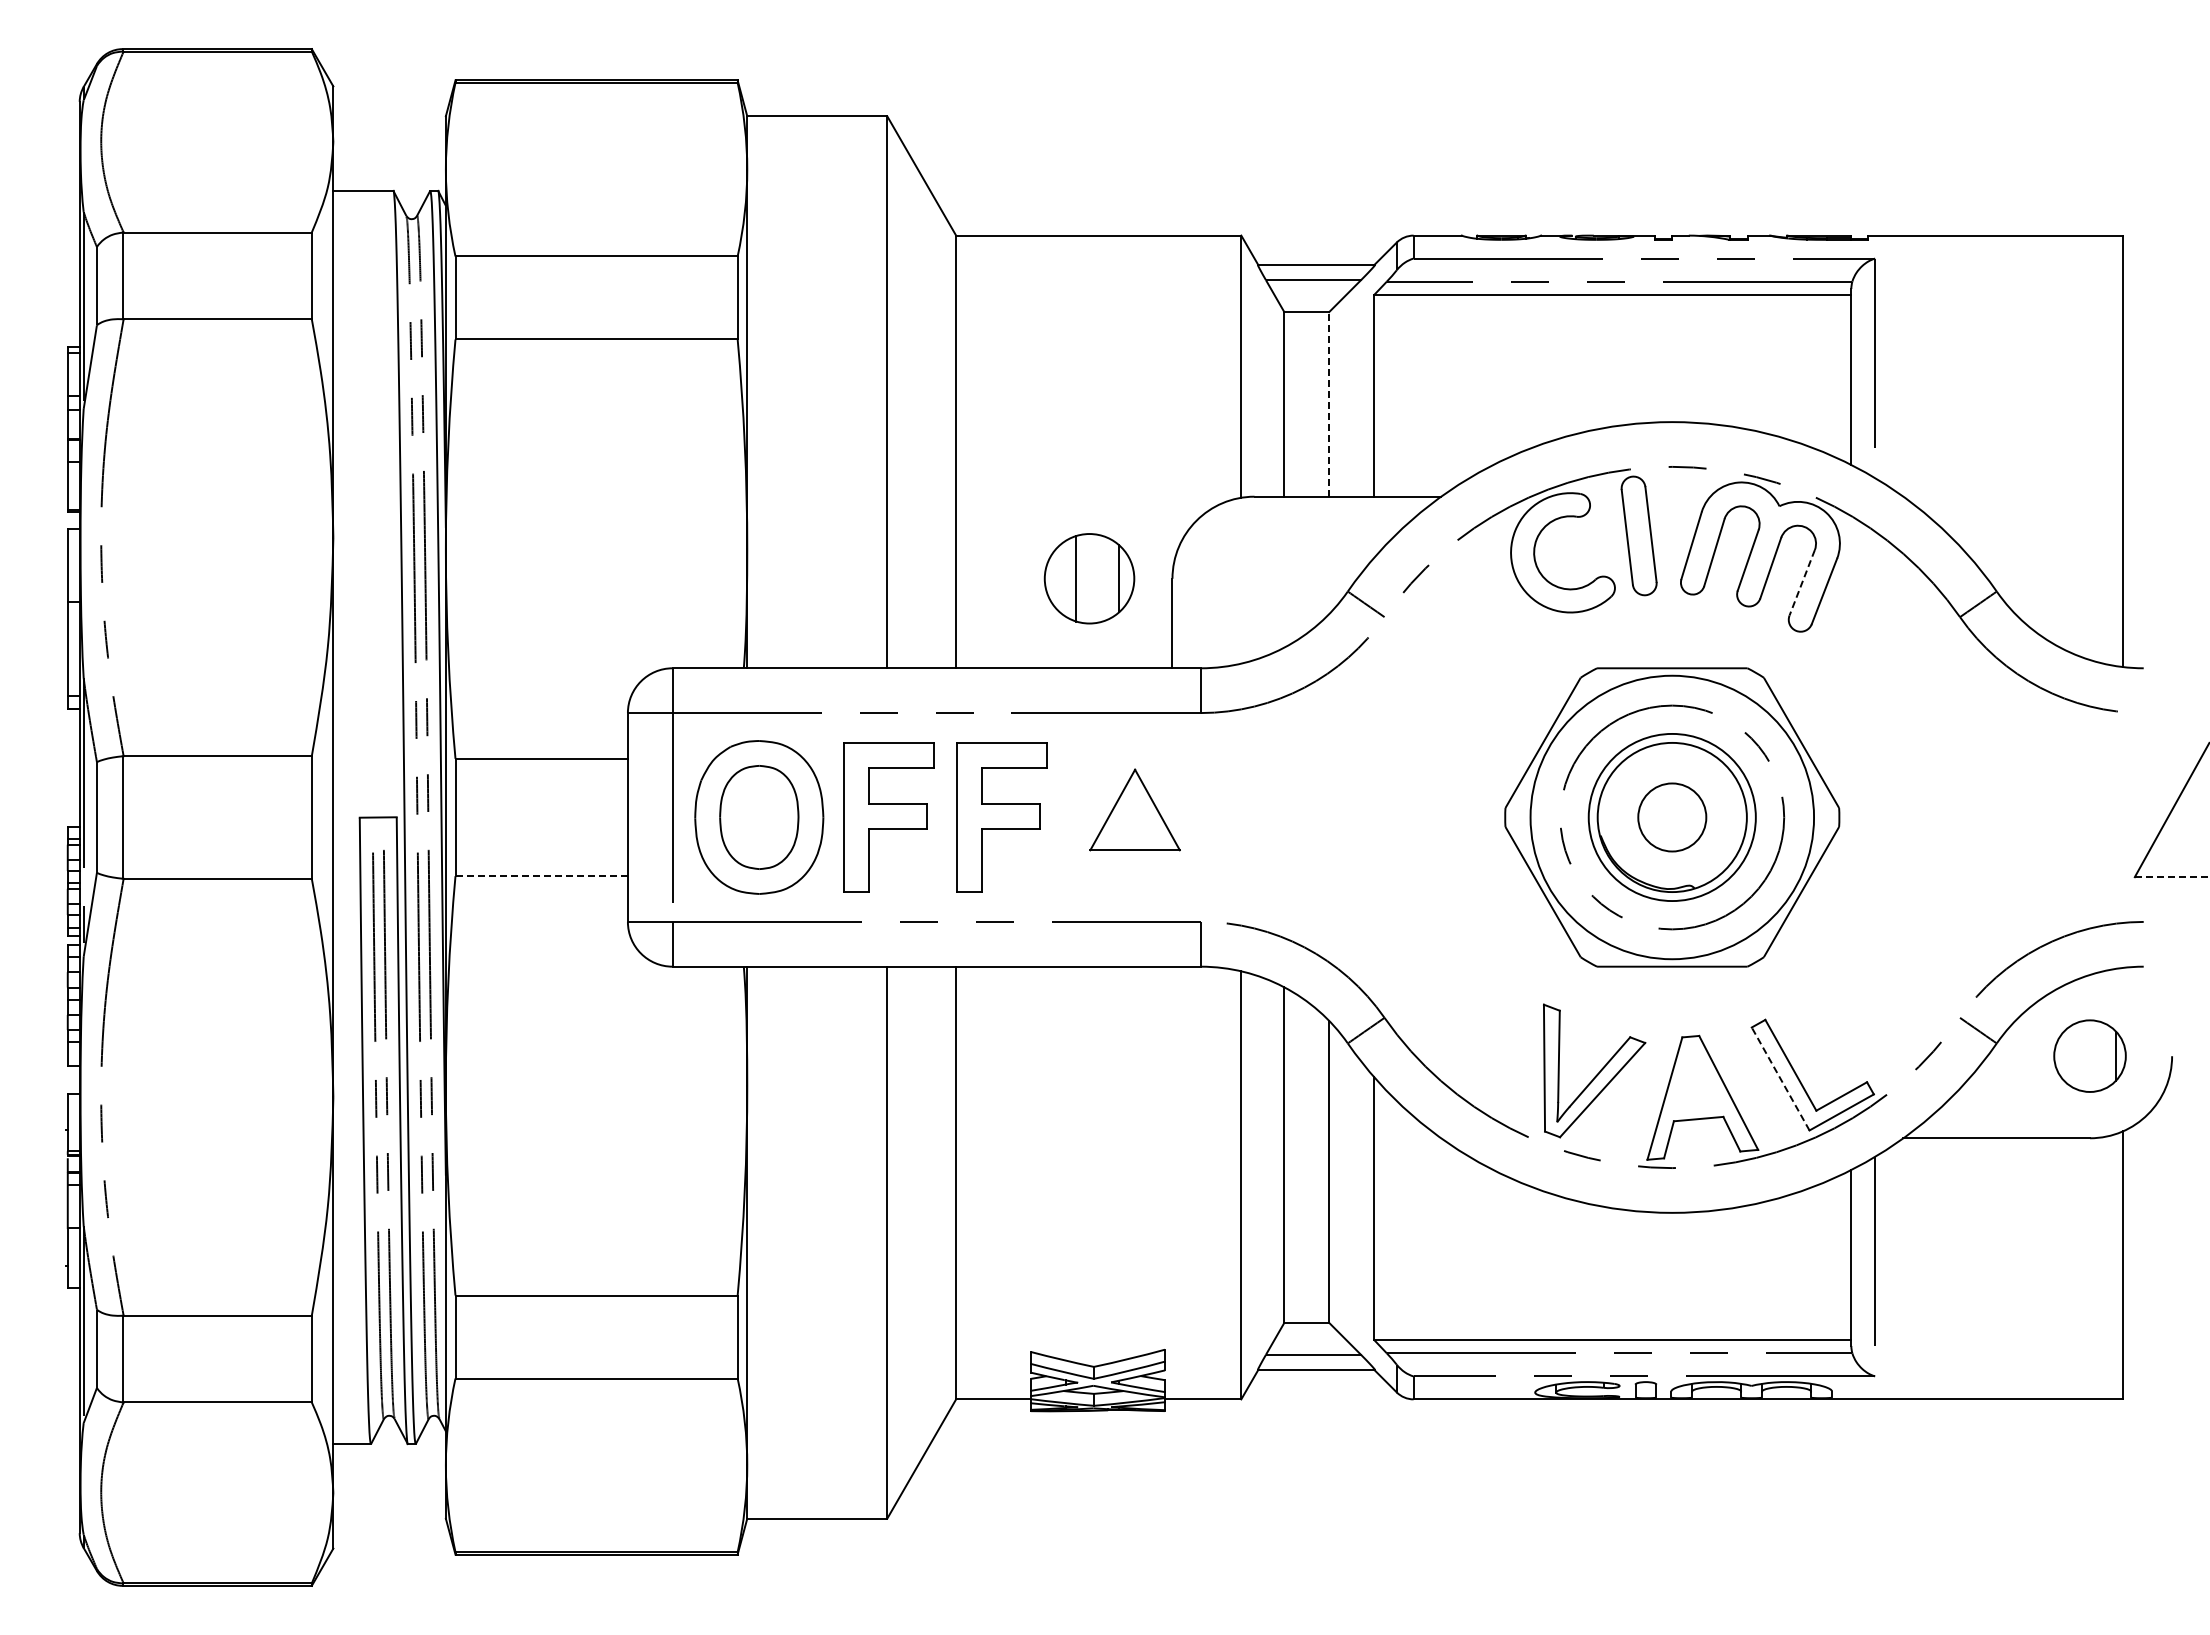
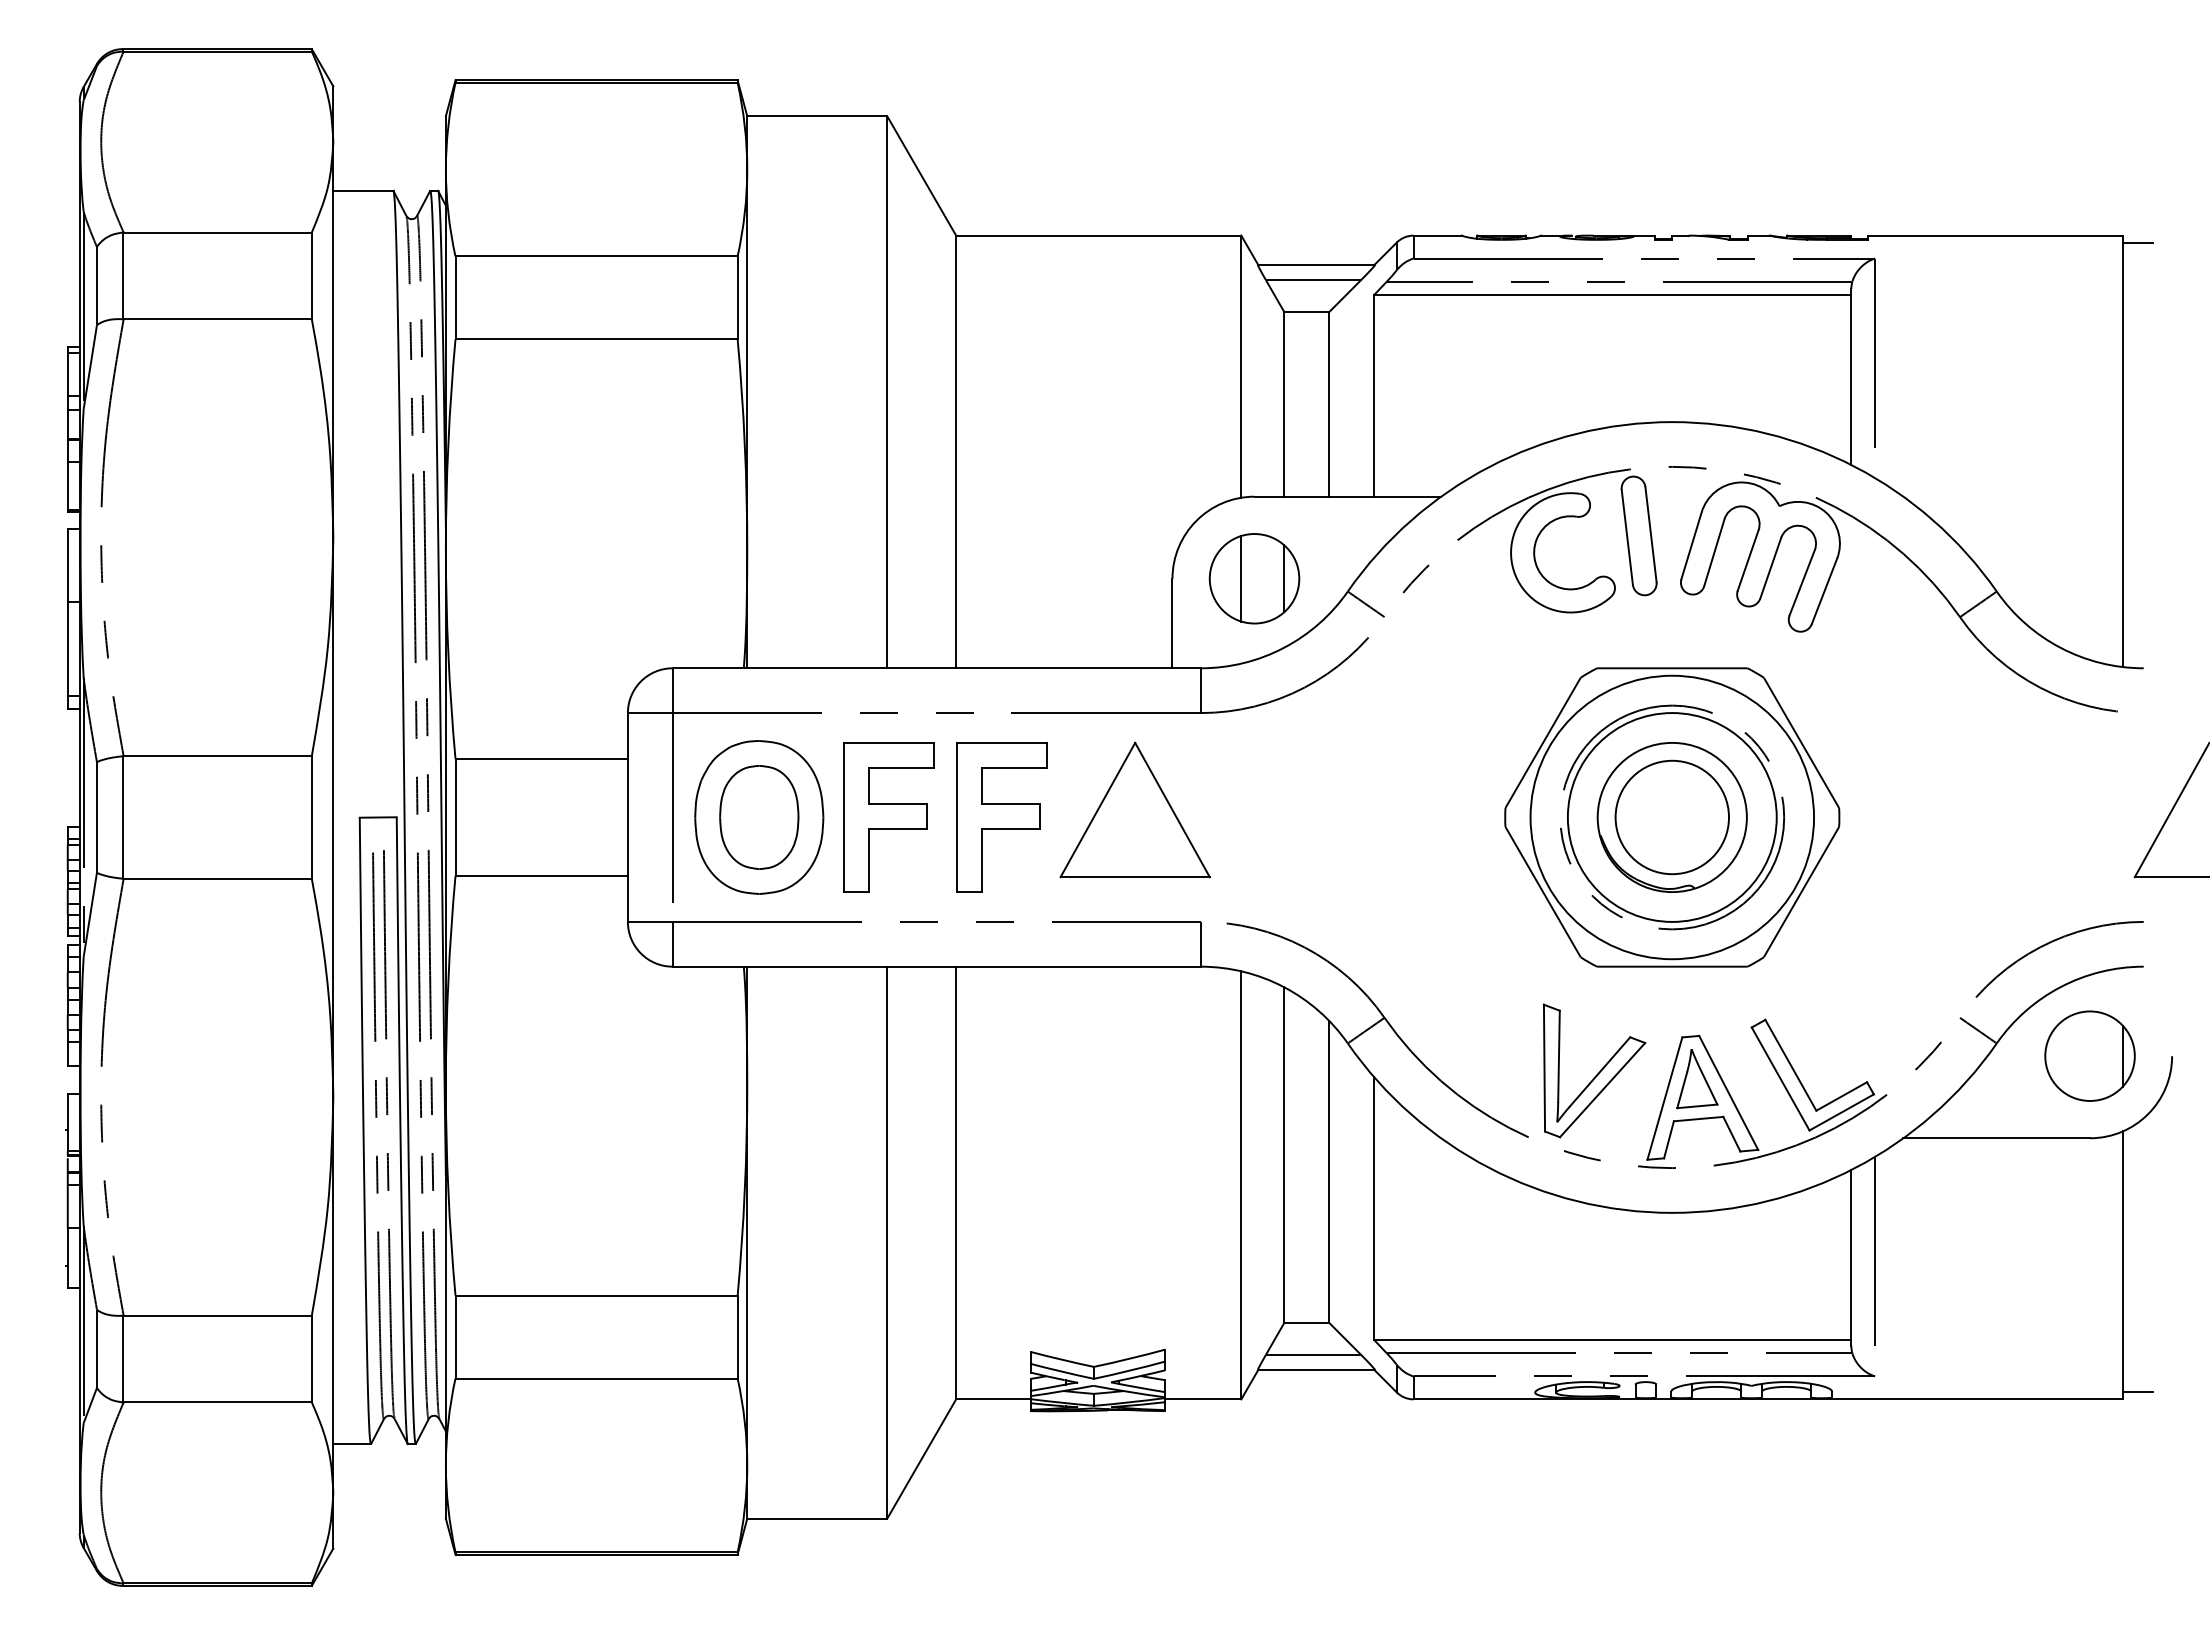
line: none -> present (2137, 243)
line: dashed -> solid (1329, 403)
part position: (1089, 578) -> (1254, 578) (1254, 578)
line: dashed -> solid (1802, 583)
part size: 92x84 px -> 152x138 px (1134, 809)
circle diameter: 167 px -> 209 px (1671, 817)
circle diameter: 68 px -> 113 px (1672, 817)
line: dashed -> solid (541, 876)
line: dashed -> solid (2172, 877)
part size: 74x74 px -> 92x92 px (2089, 1055)
line: dashed -> solid (1780, 1078)
part: none -> present (1697, 1079)
line: none -> present (2137, 1391)
